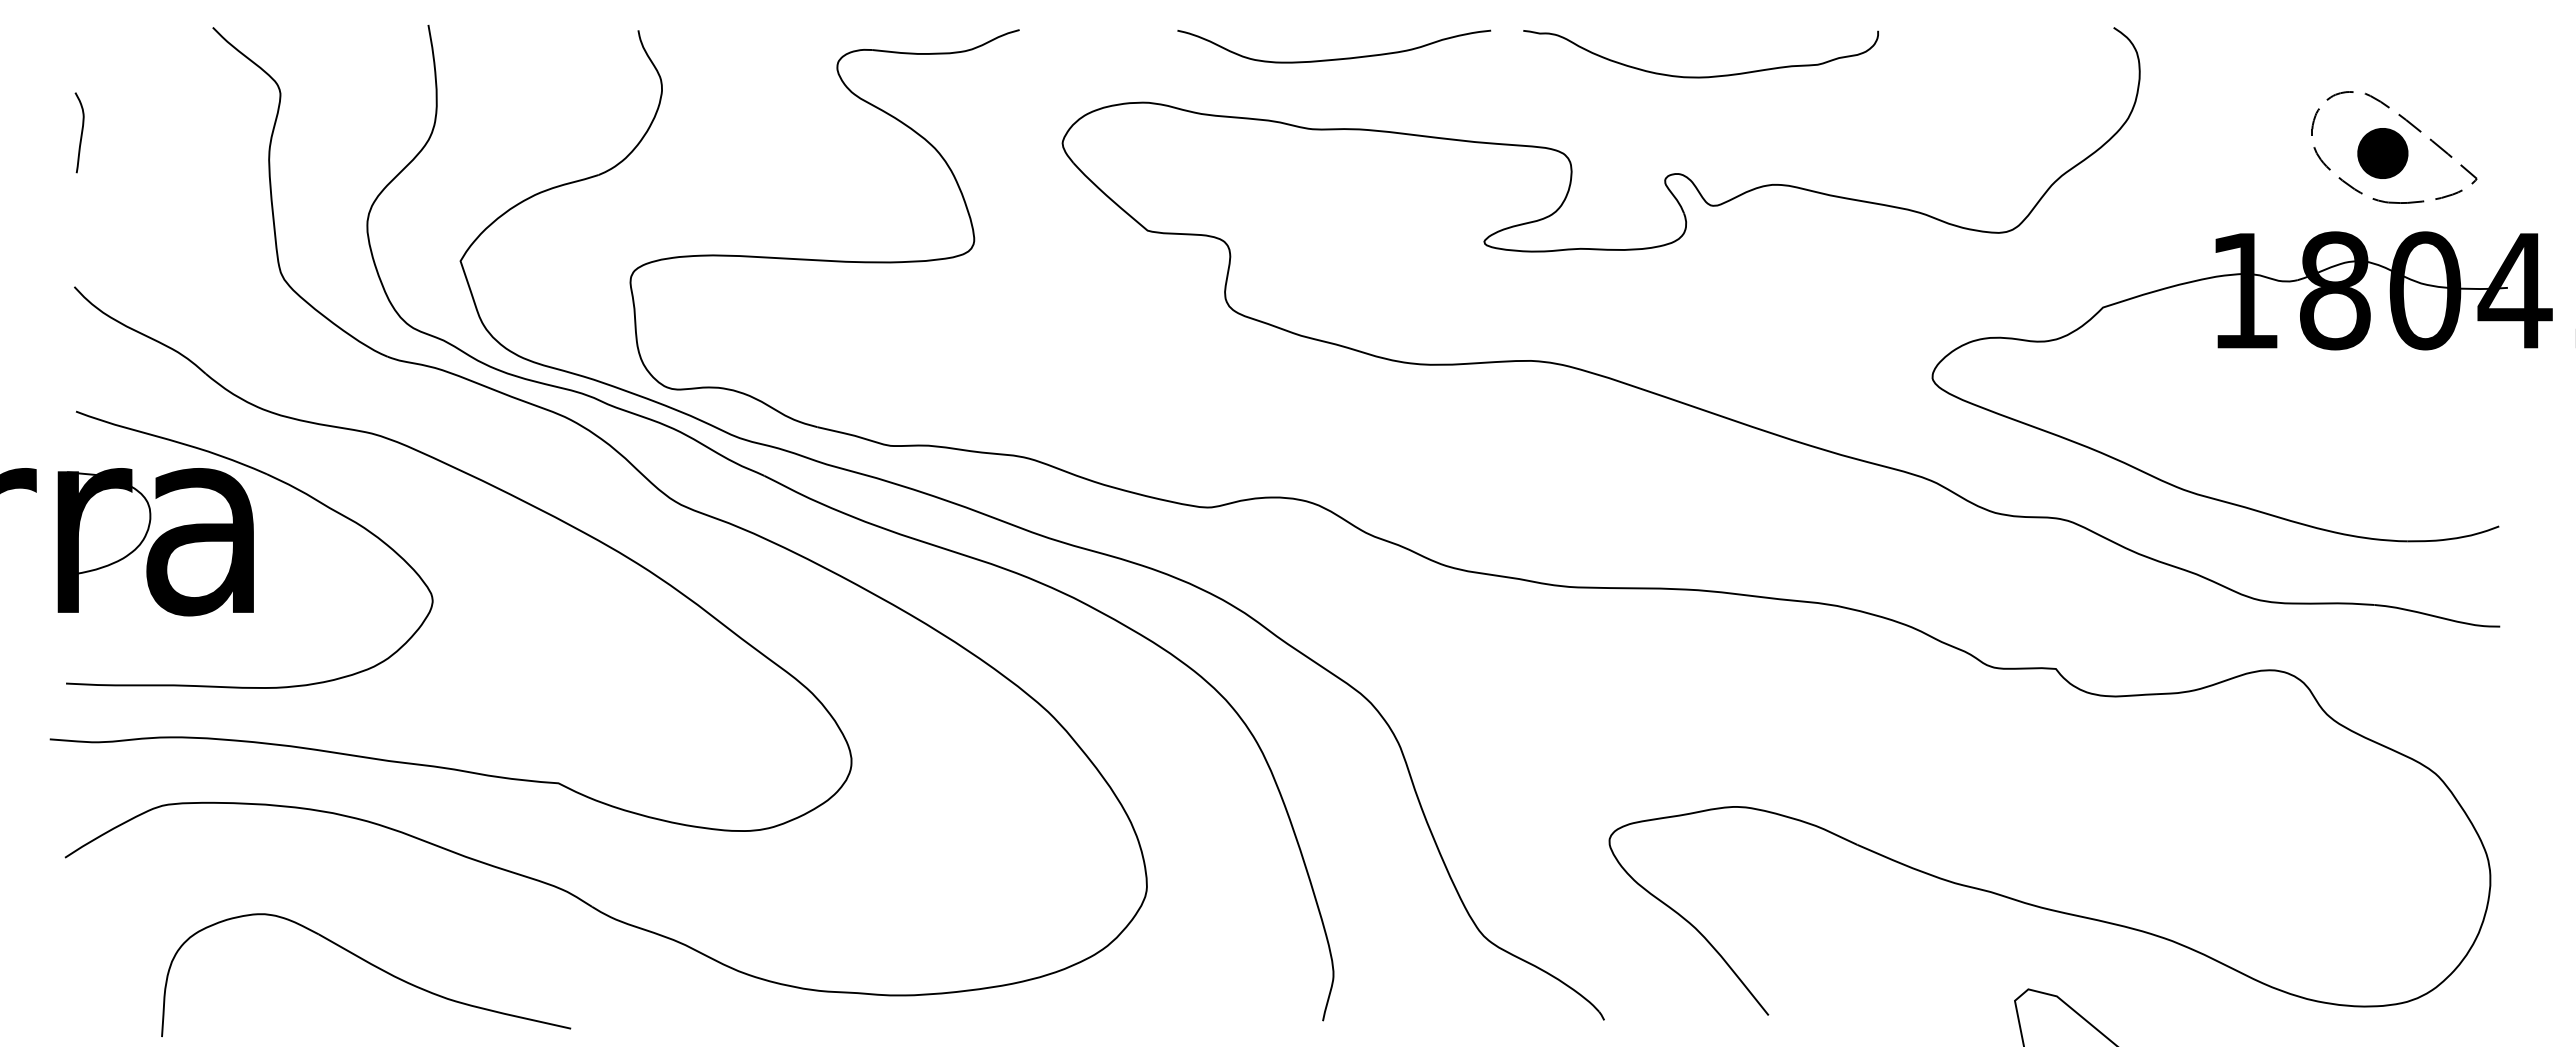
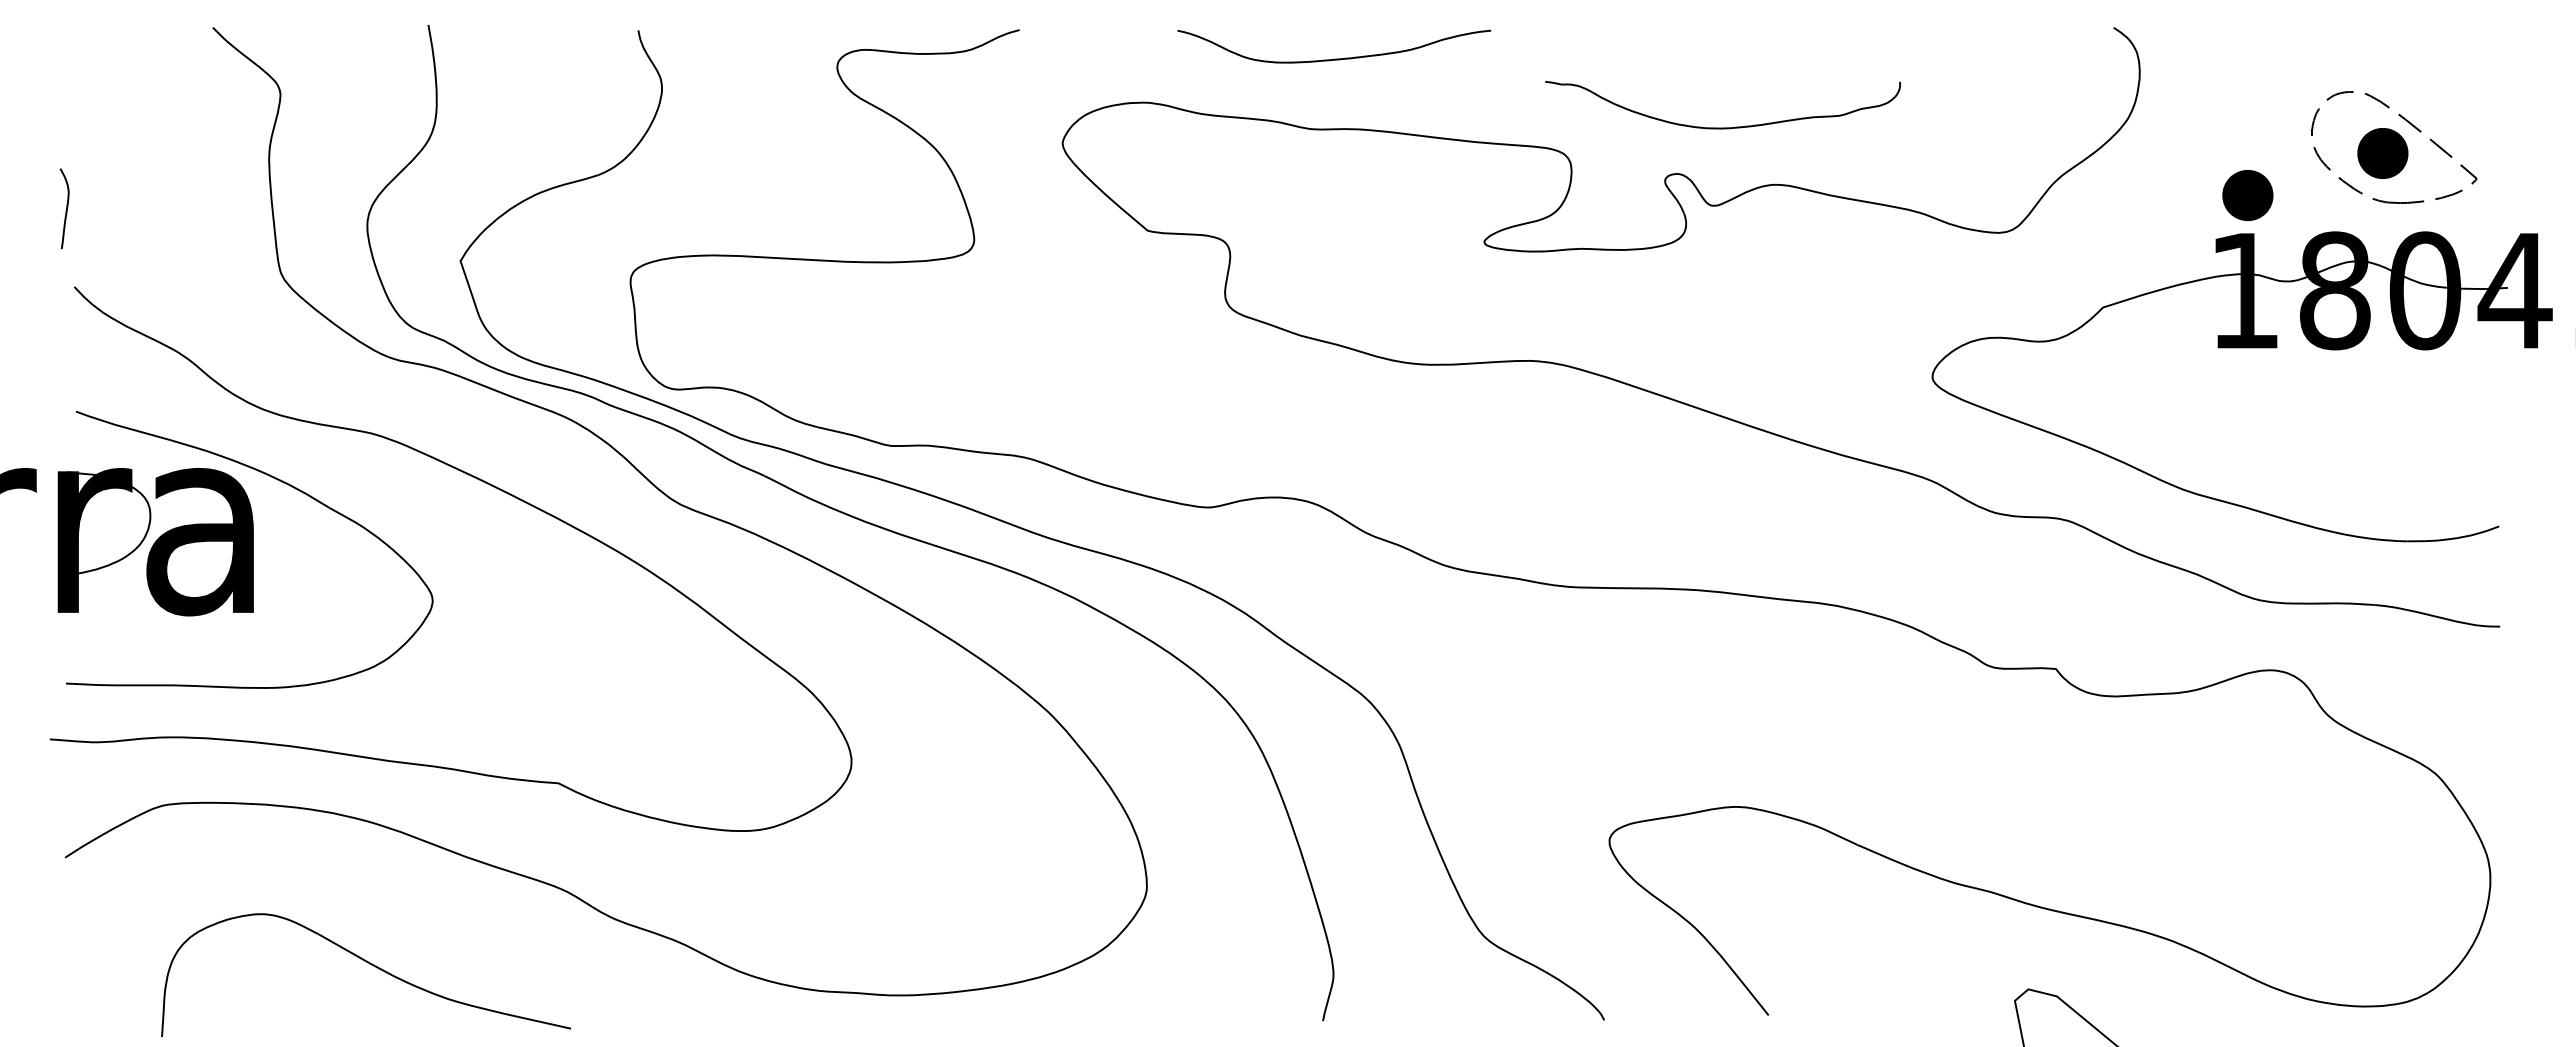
curve position: (1700, 76) -> (1722, 127) (1722, 127)
curve position: (81, 132) -> (66, 208) (66, 208)
part: none -> present (2247, 195)
